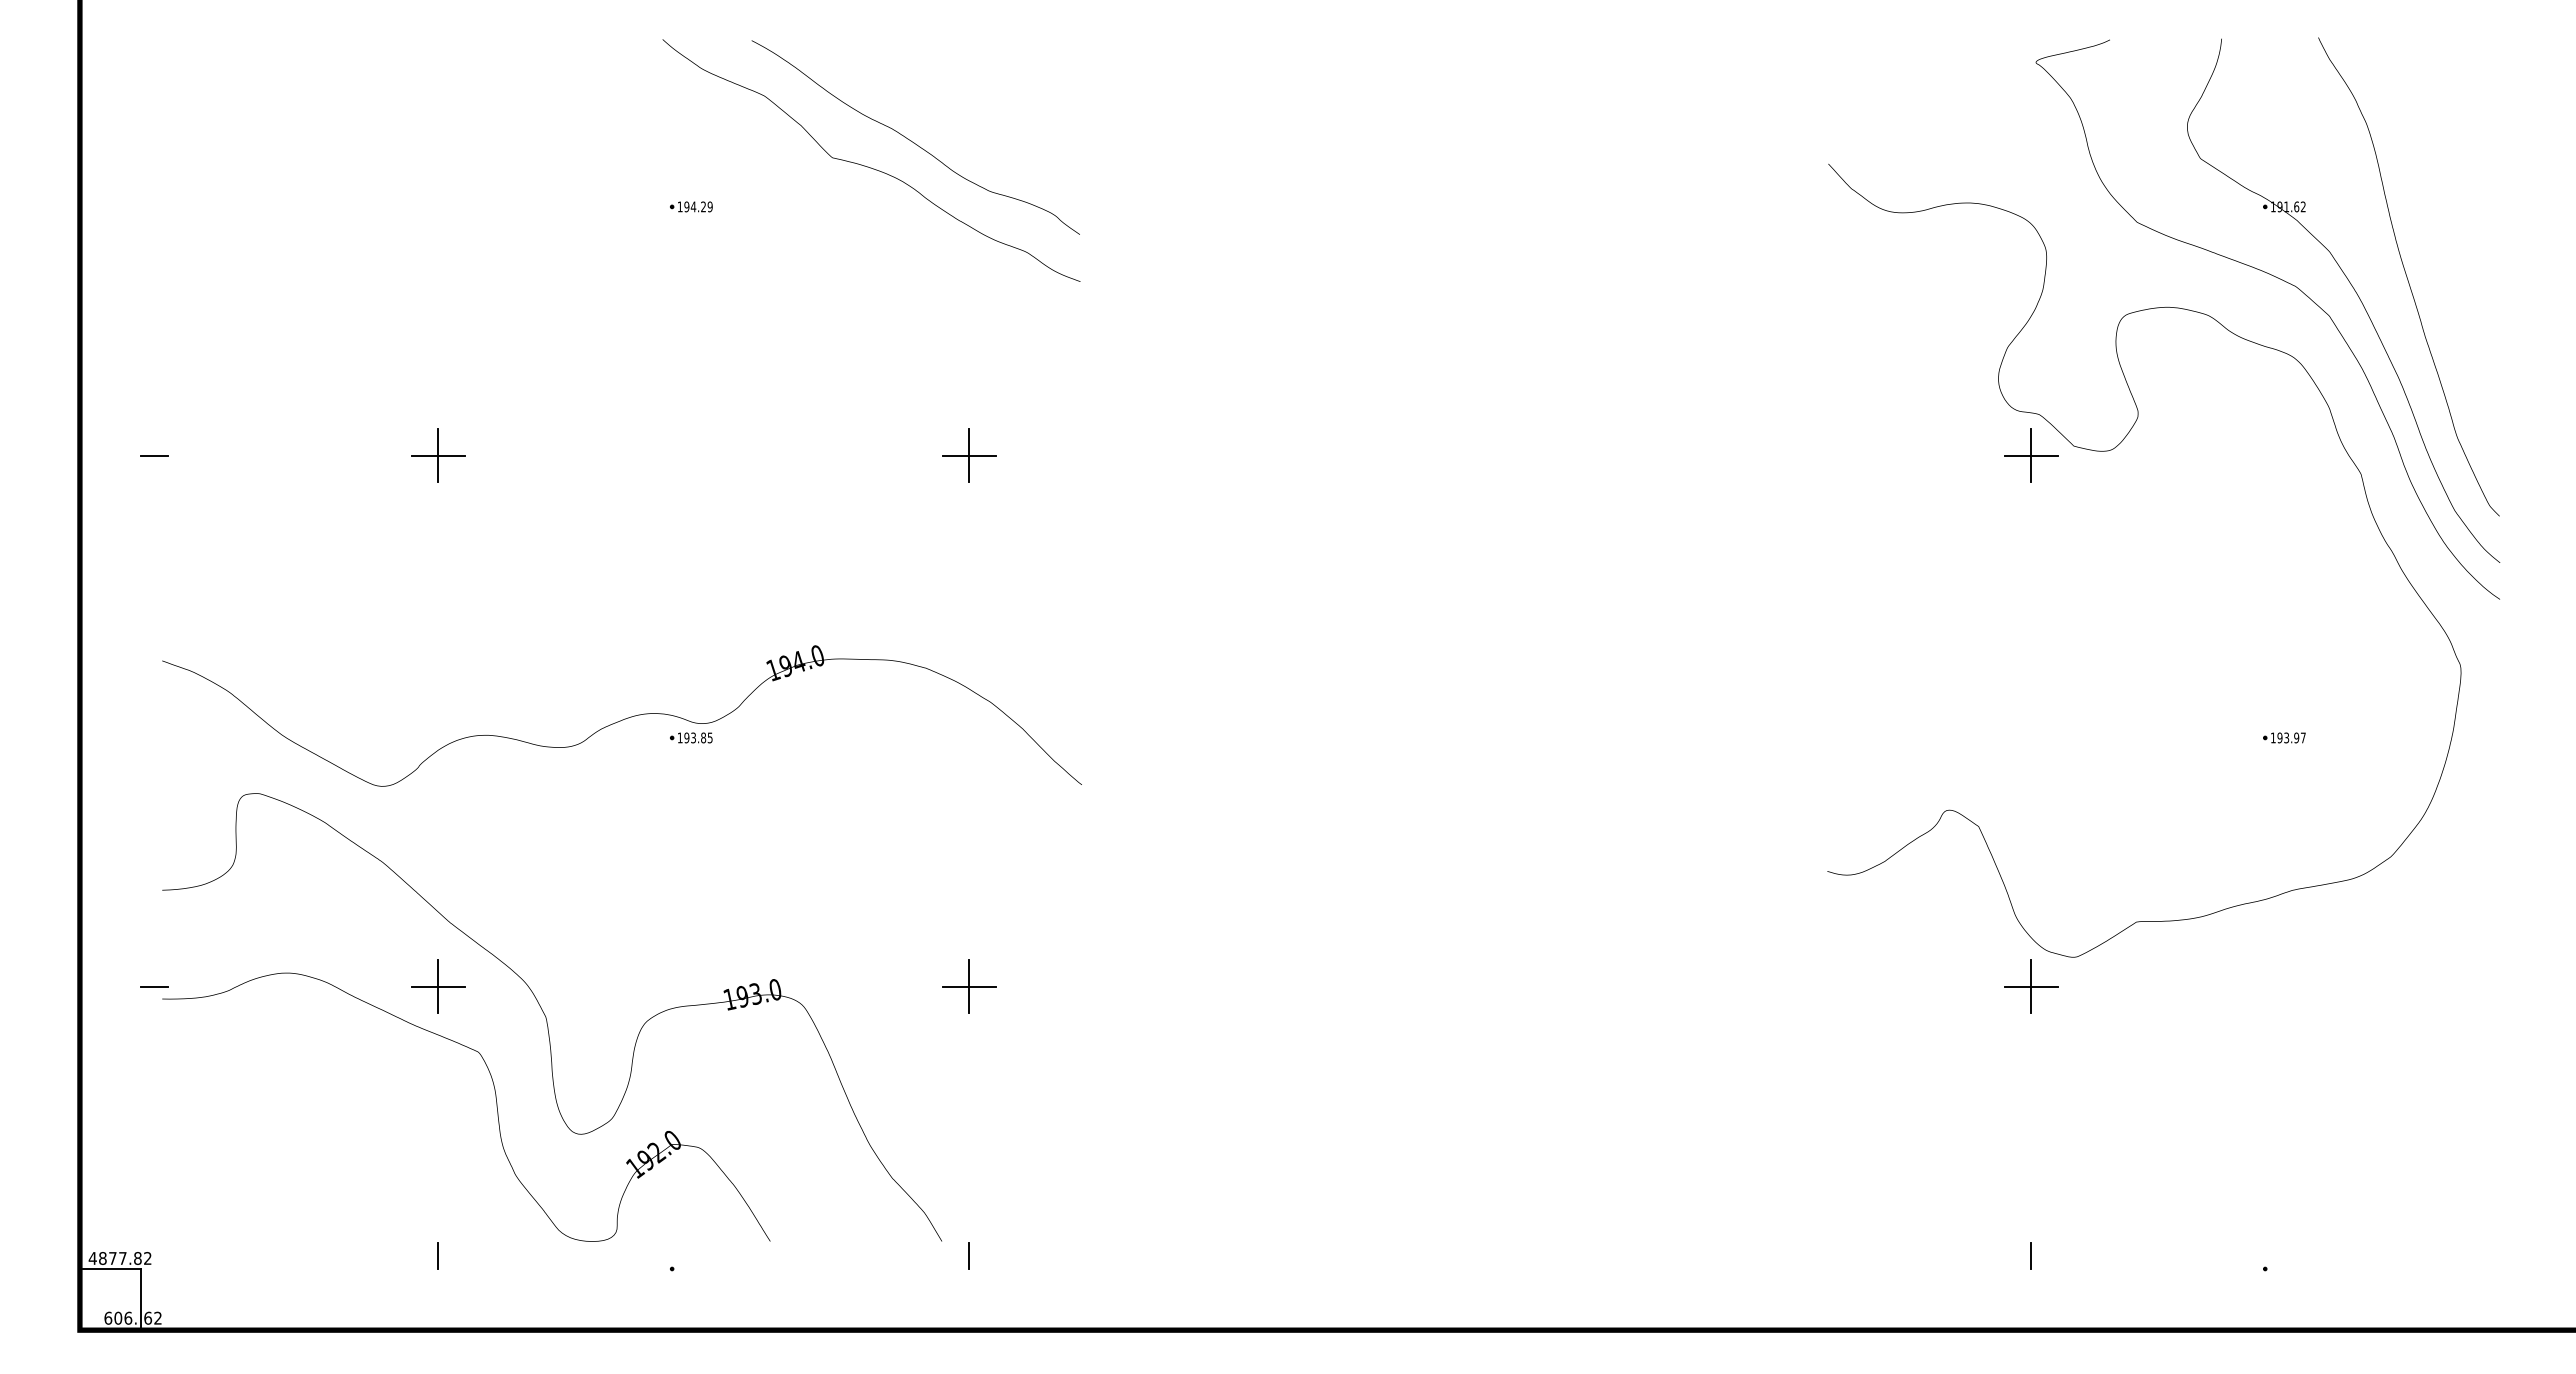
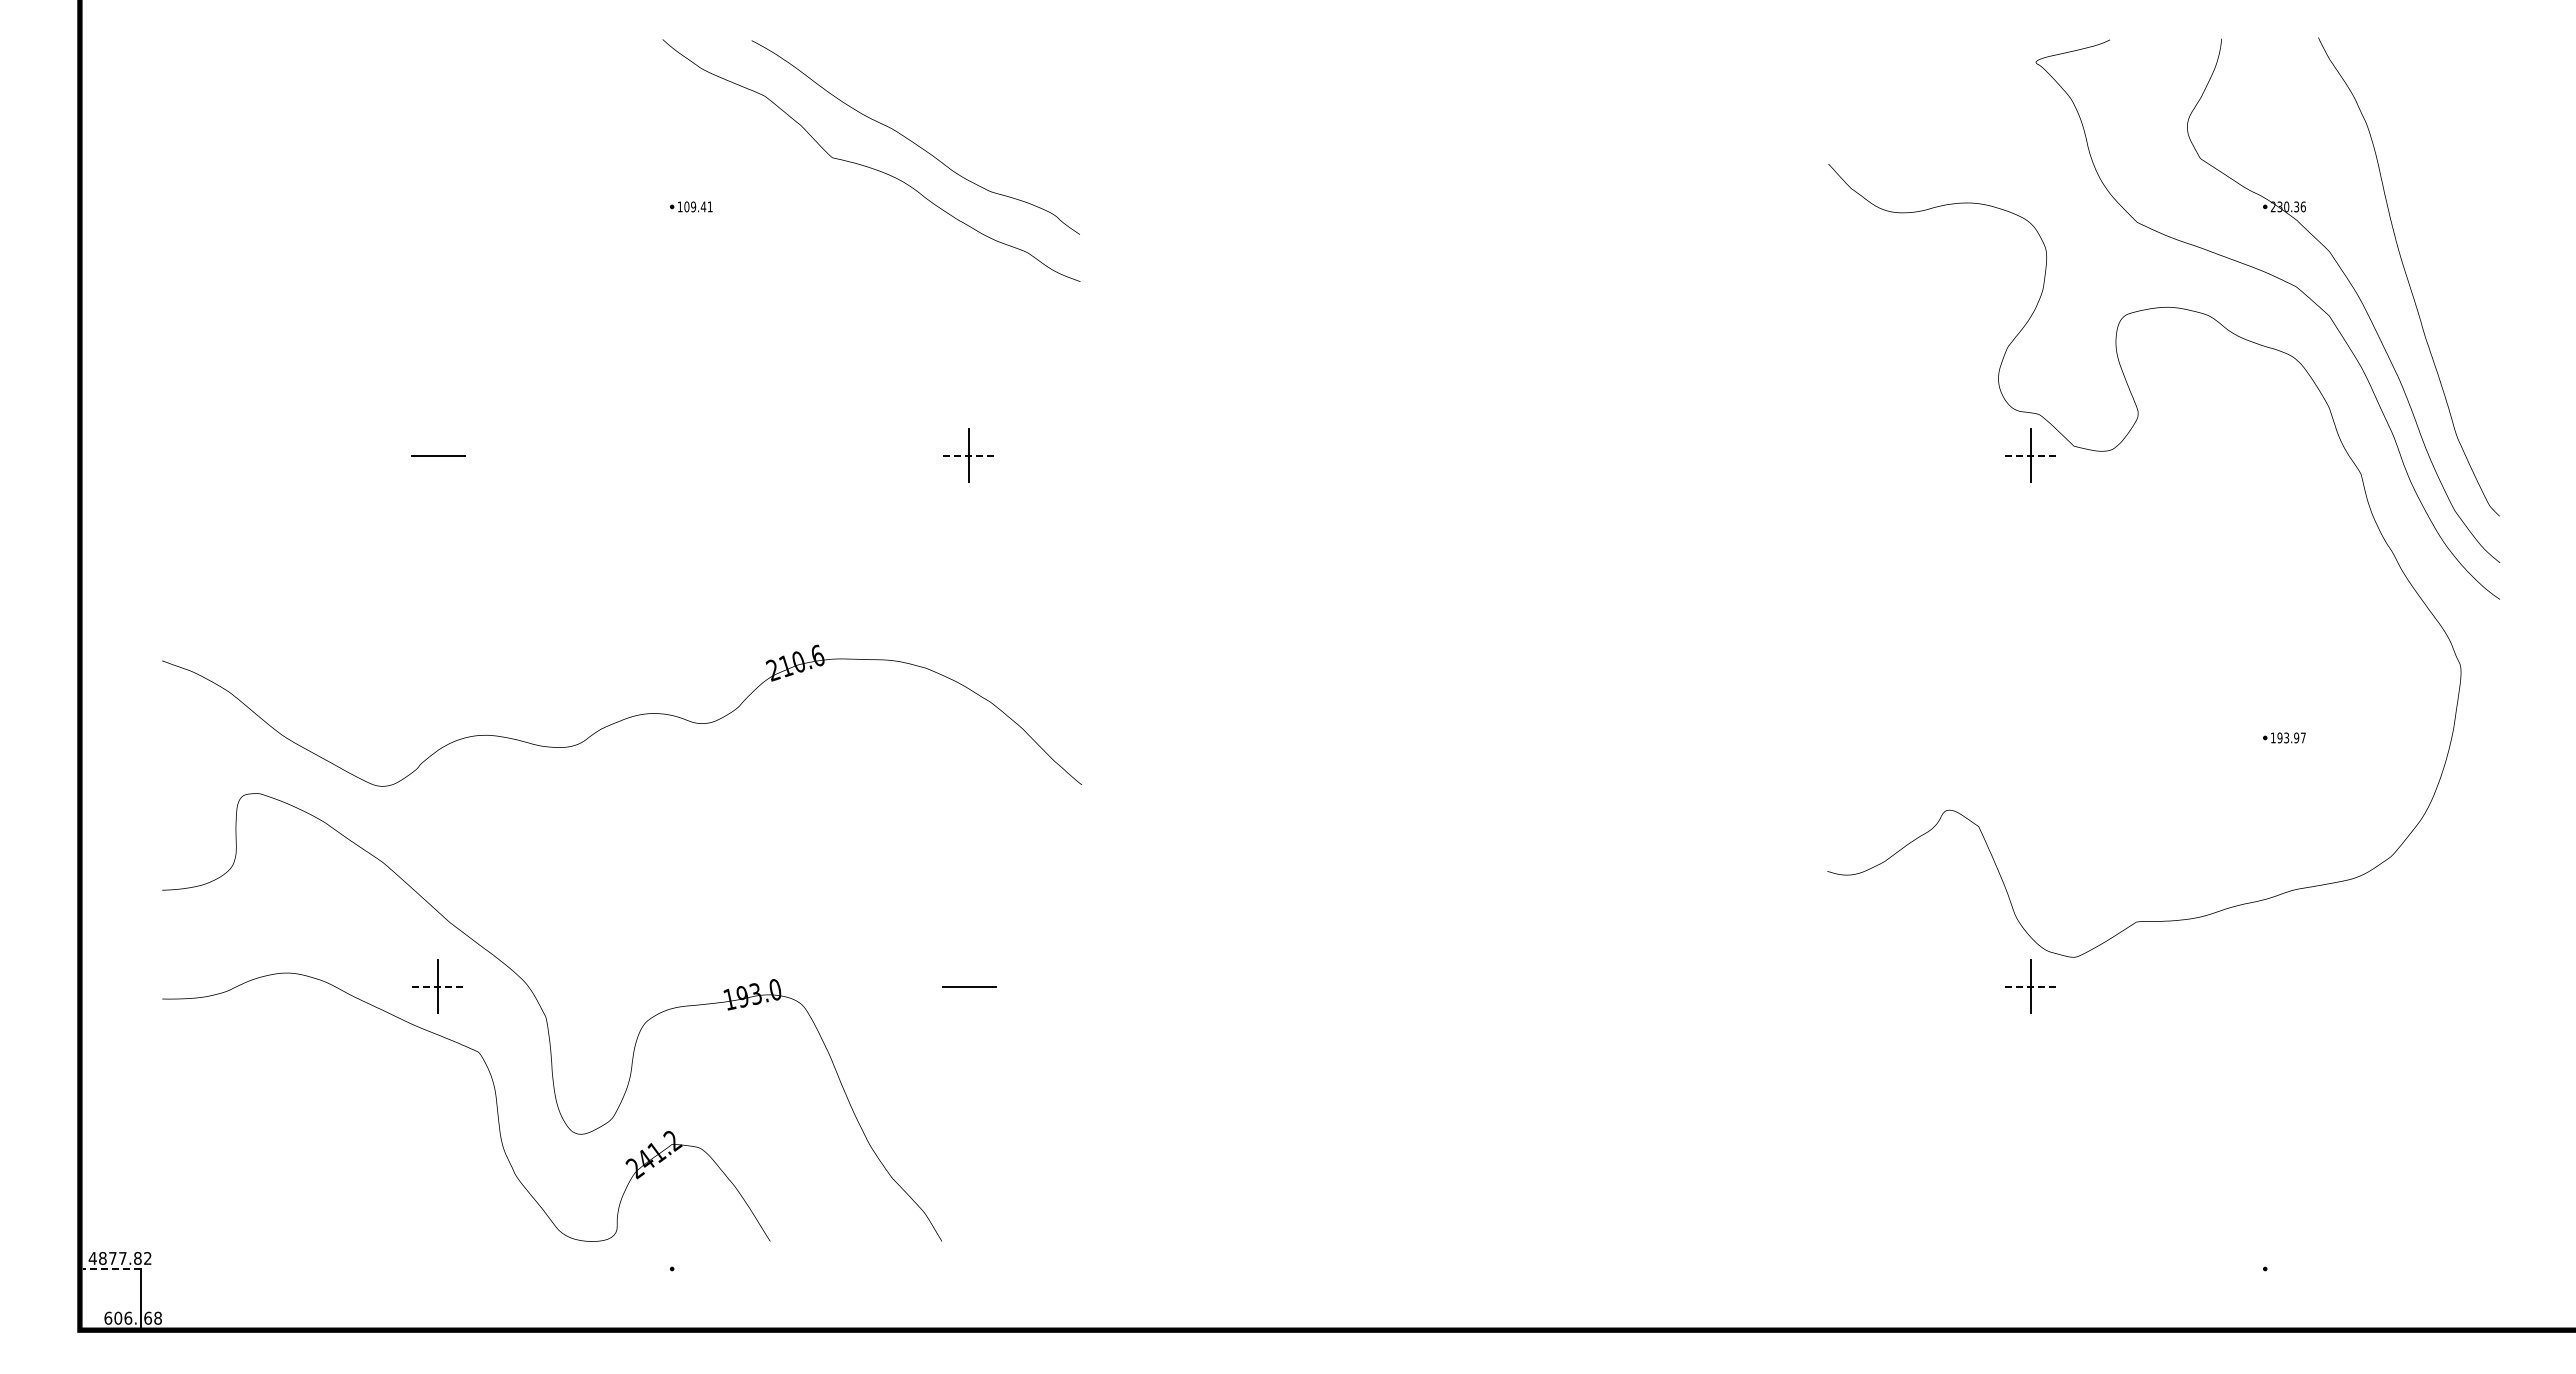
text: 194.29 -> 109.41 (698, 206)
text: 191.62 -> 230.36 (2287, 206)
line: present -> none (154, 455)
line: present -> none (438, 455)
line: solid -> dashed (969, 455)
line: solid -> dashed (2031, 455)
text: 194.0 -> 210.6 (794, 662)
part: present -> none (691, 737)
line: present -> none (154, 986)
line: solid -> dashed (438, 986)
line: present -> none (969, 986)
line: solid -> dashed (2031, 986)
text: 192.0 -> 241.2 (653, 1155)
line: present -> none (438, 1255)
line: present -> none (969, 1255)
line: present -> none (2031, 1255)
line: solid -> dashed (111, 1269)
text: 62 -> 68 (157, 1317)
